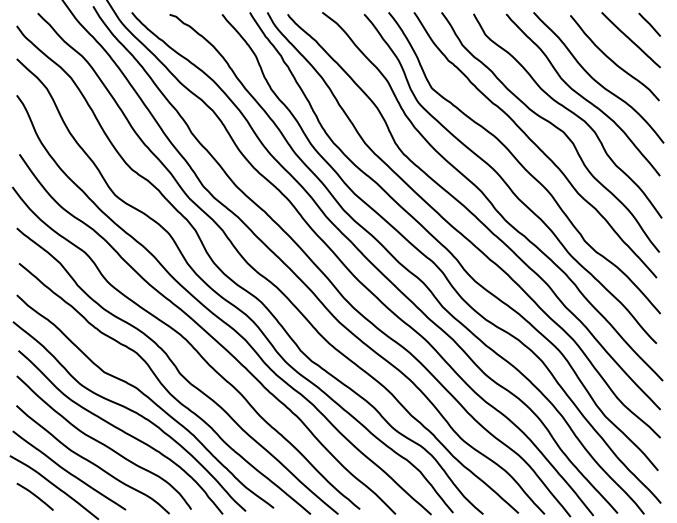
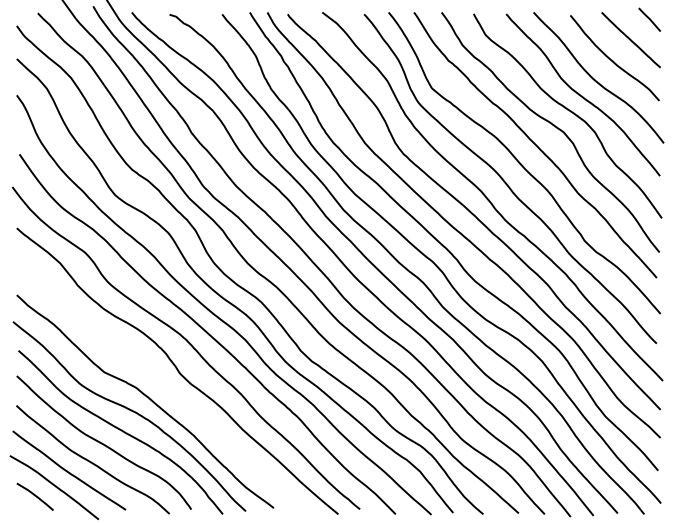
line position: (649, 24) -> (649, 19) (649, 19)
curve: present -> none (164, 388)
